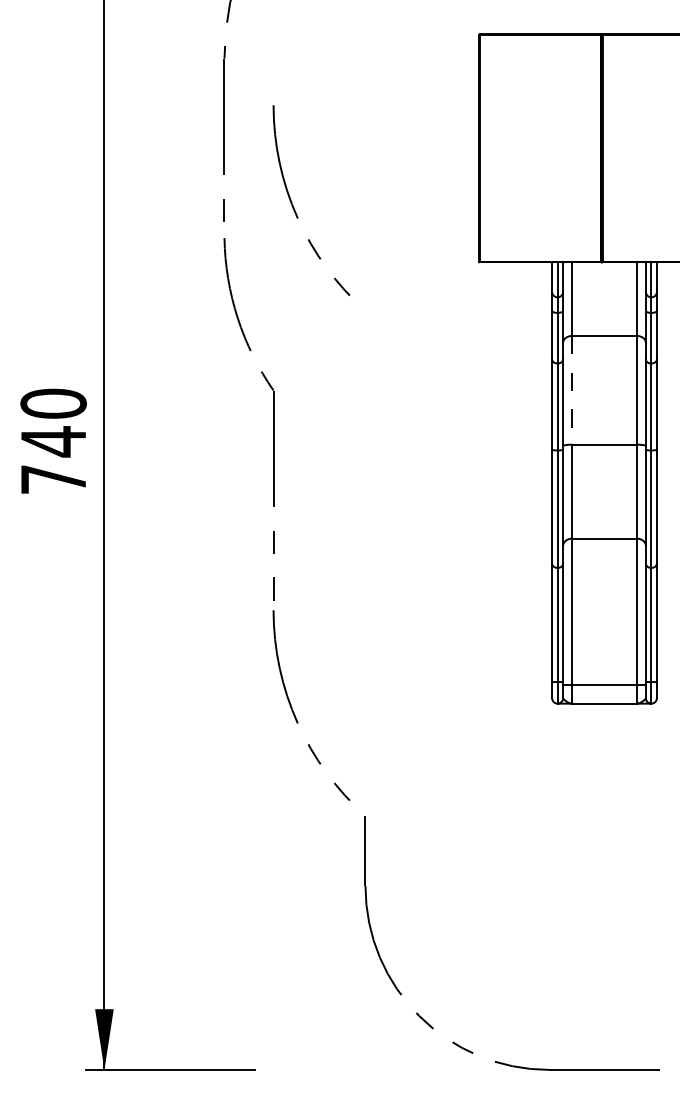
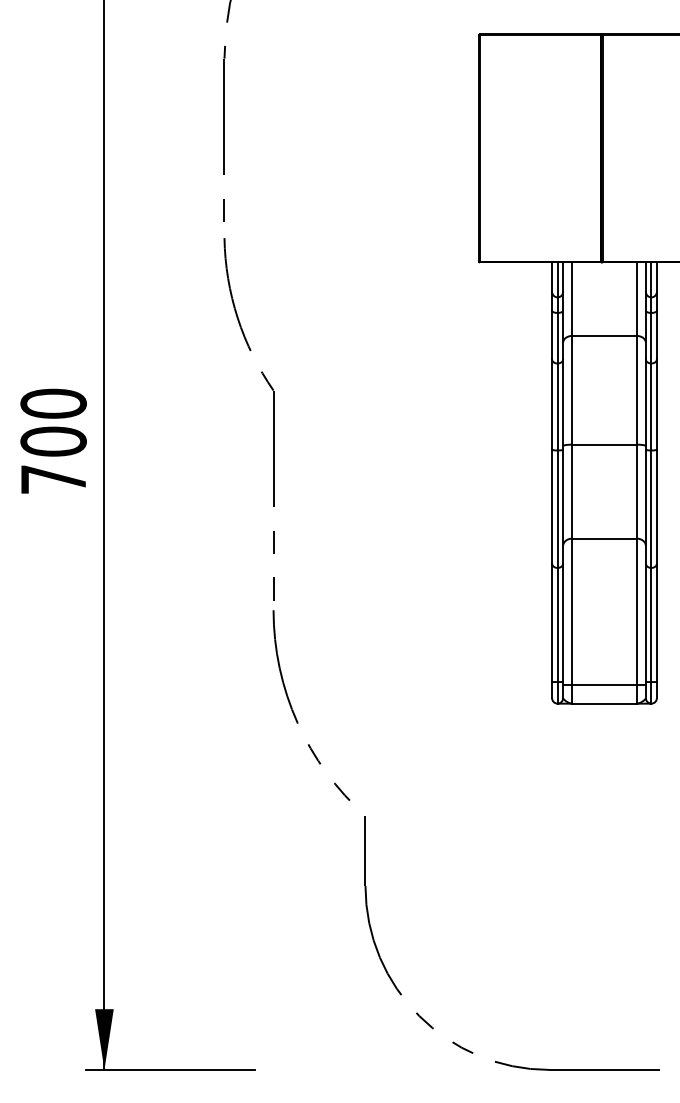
arc: present -> none (295, 209)
line: dashed -> solid (572, 390)
text: 740 -> 700 (53, 441)
